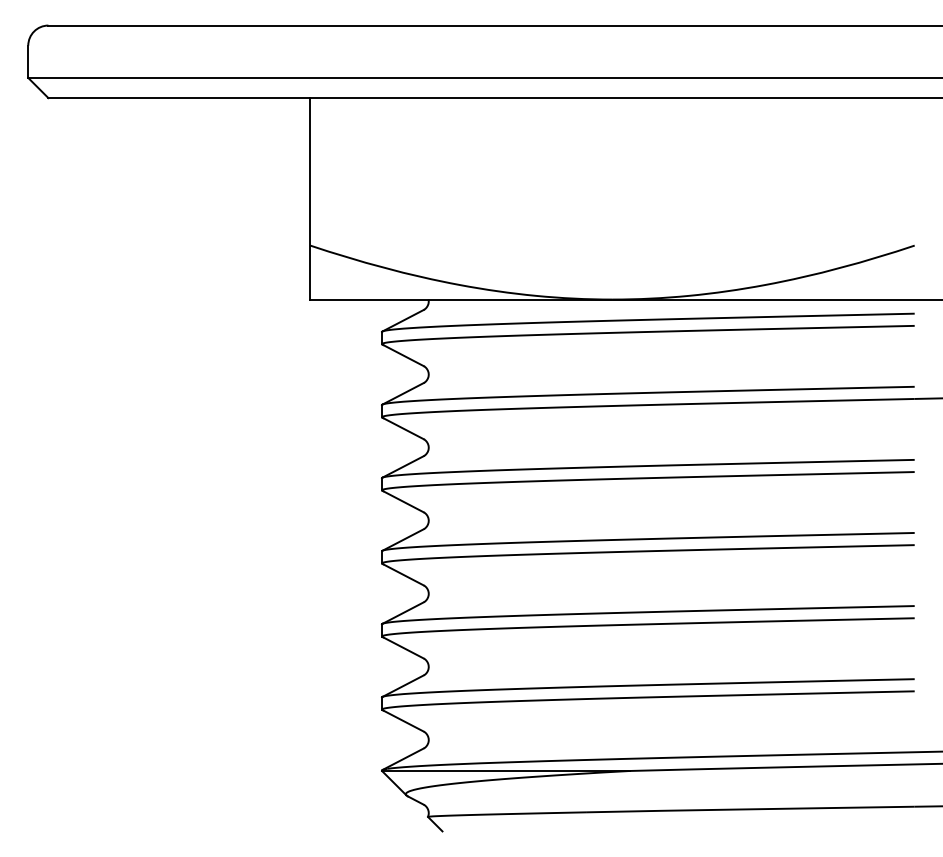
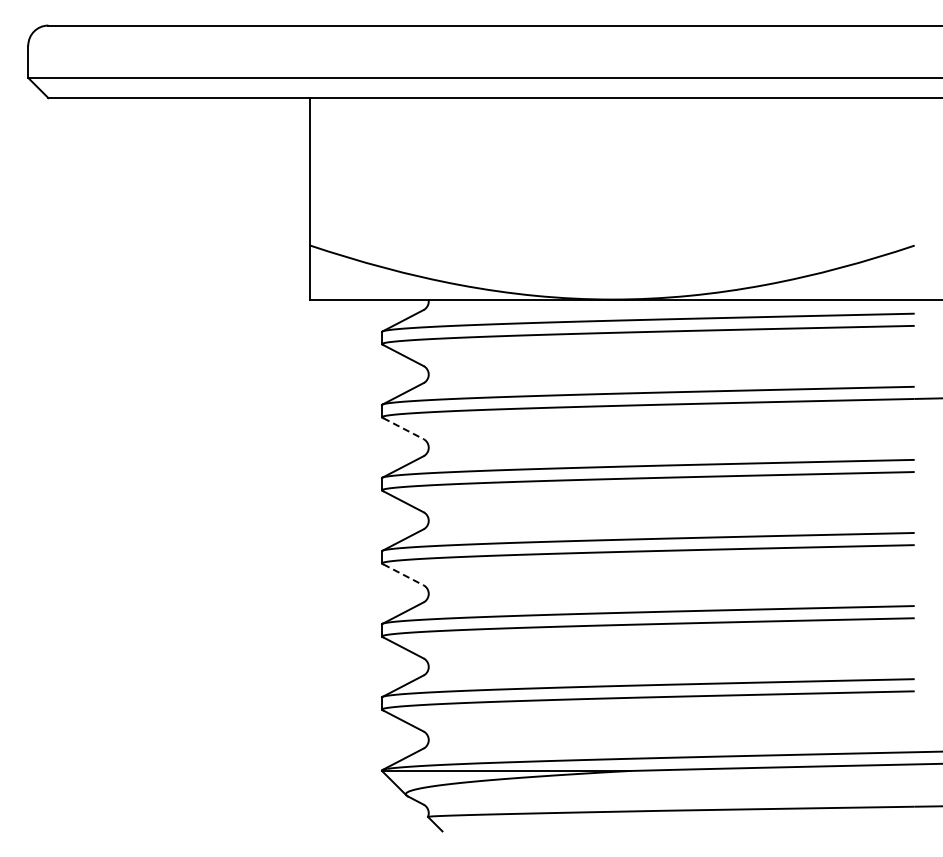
line: solid -> dashed (403, 428)
line: solid -> dashed (403, 574)
